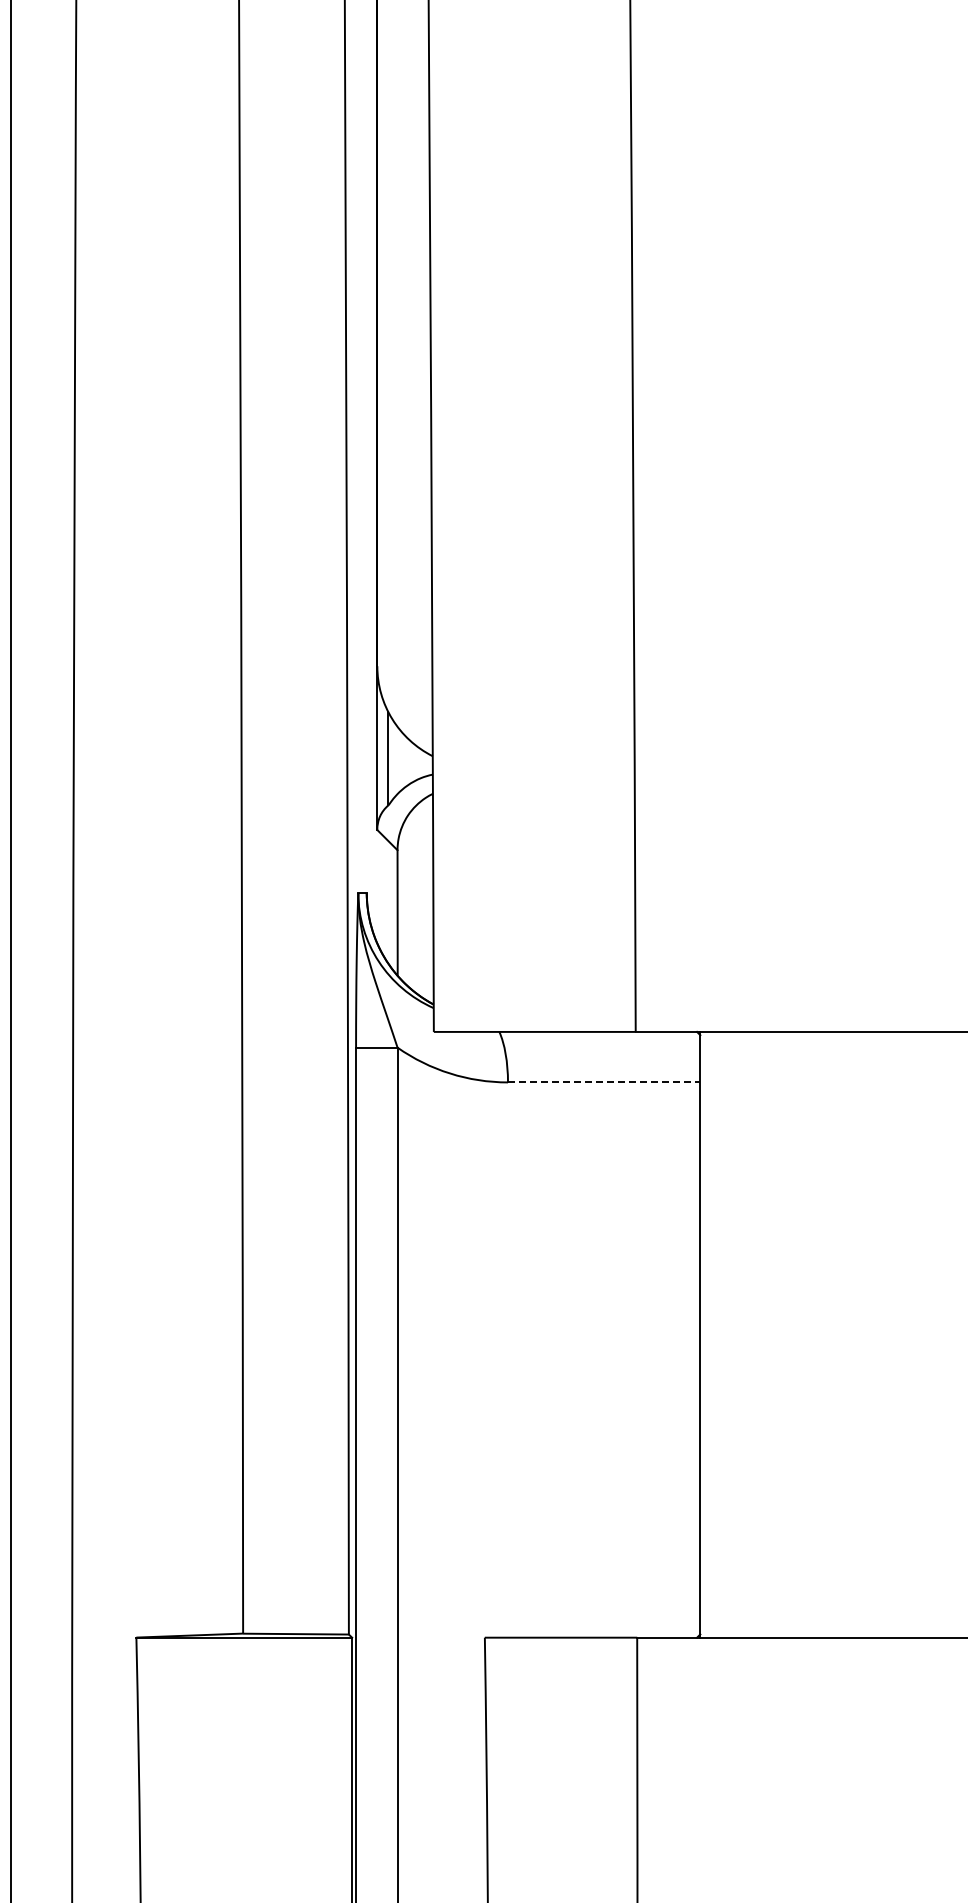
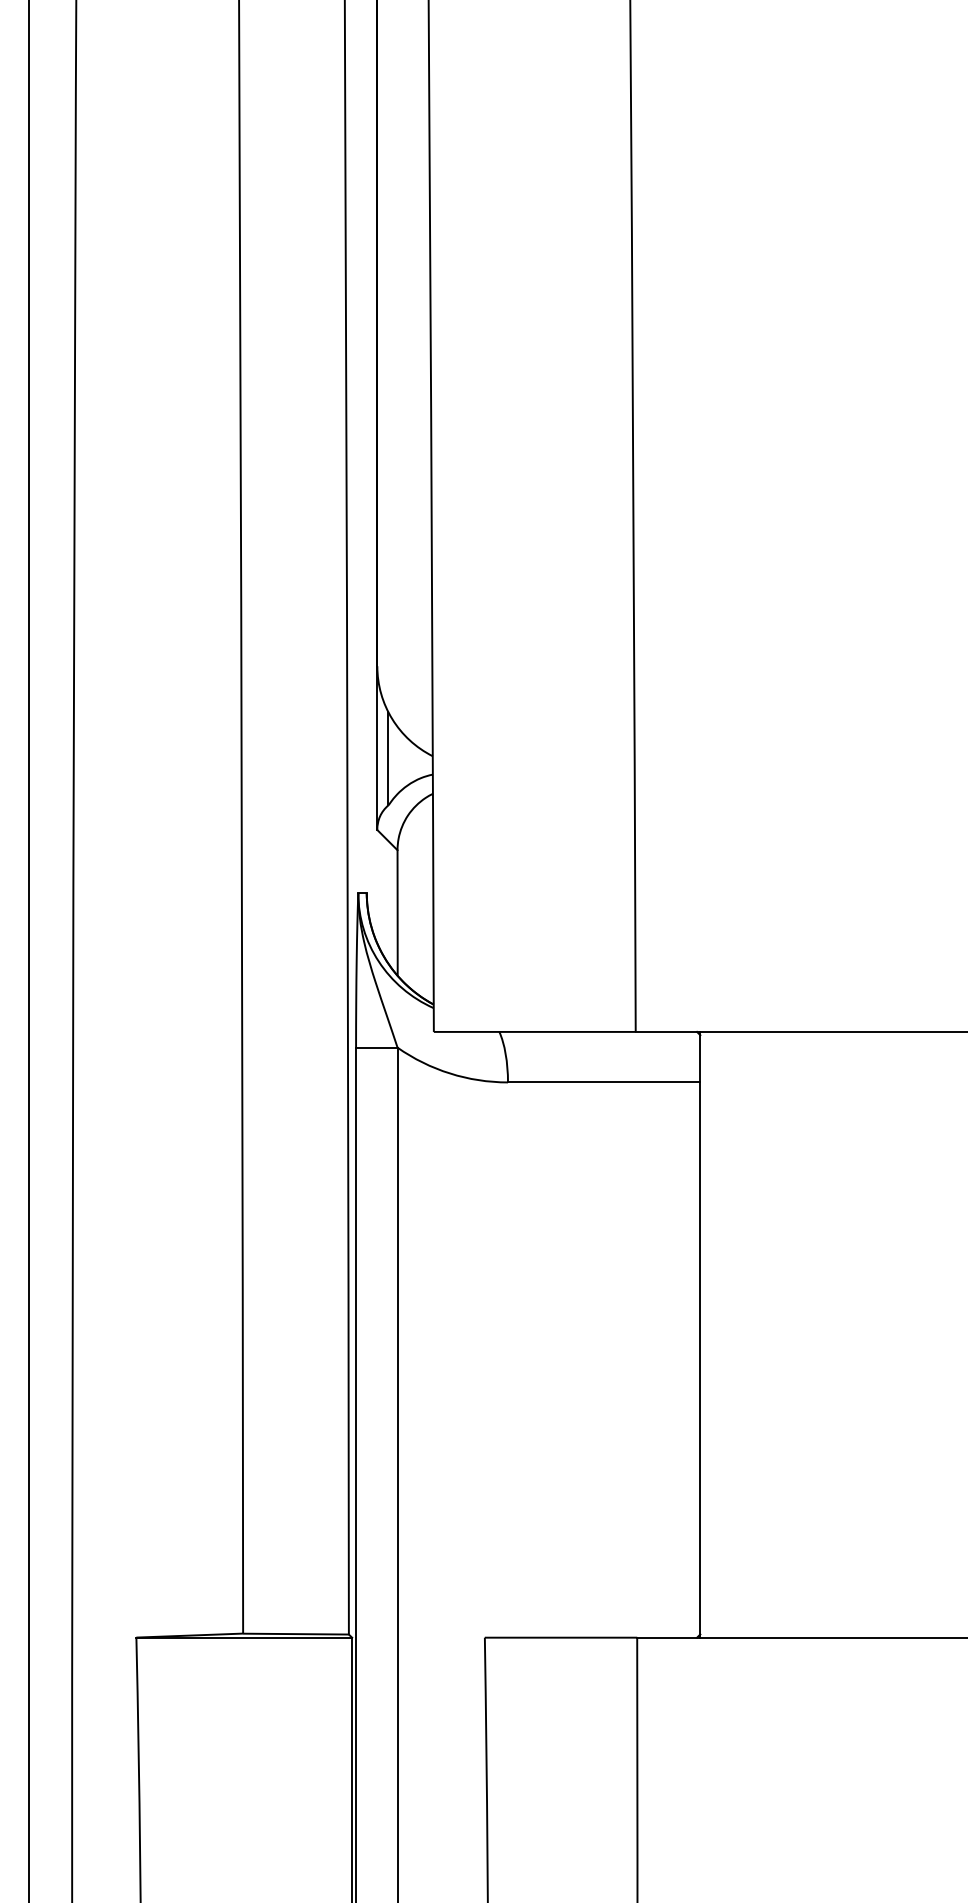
line position: (11, 950) -> (29, 950) (29, 950)
line: dashed -> solid (604, 1082)
